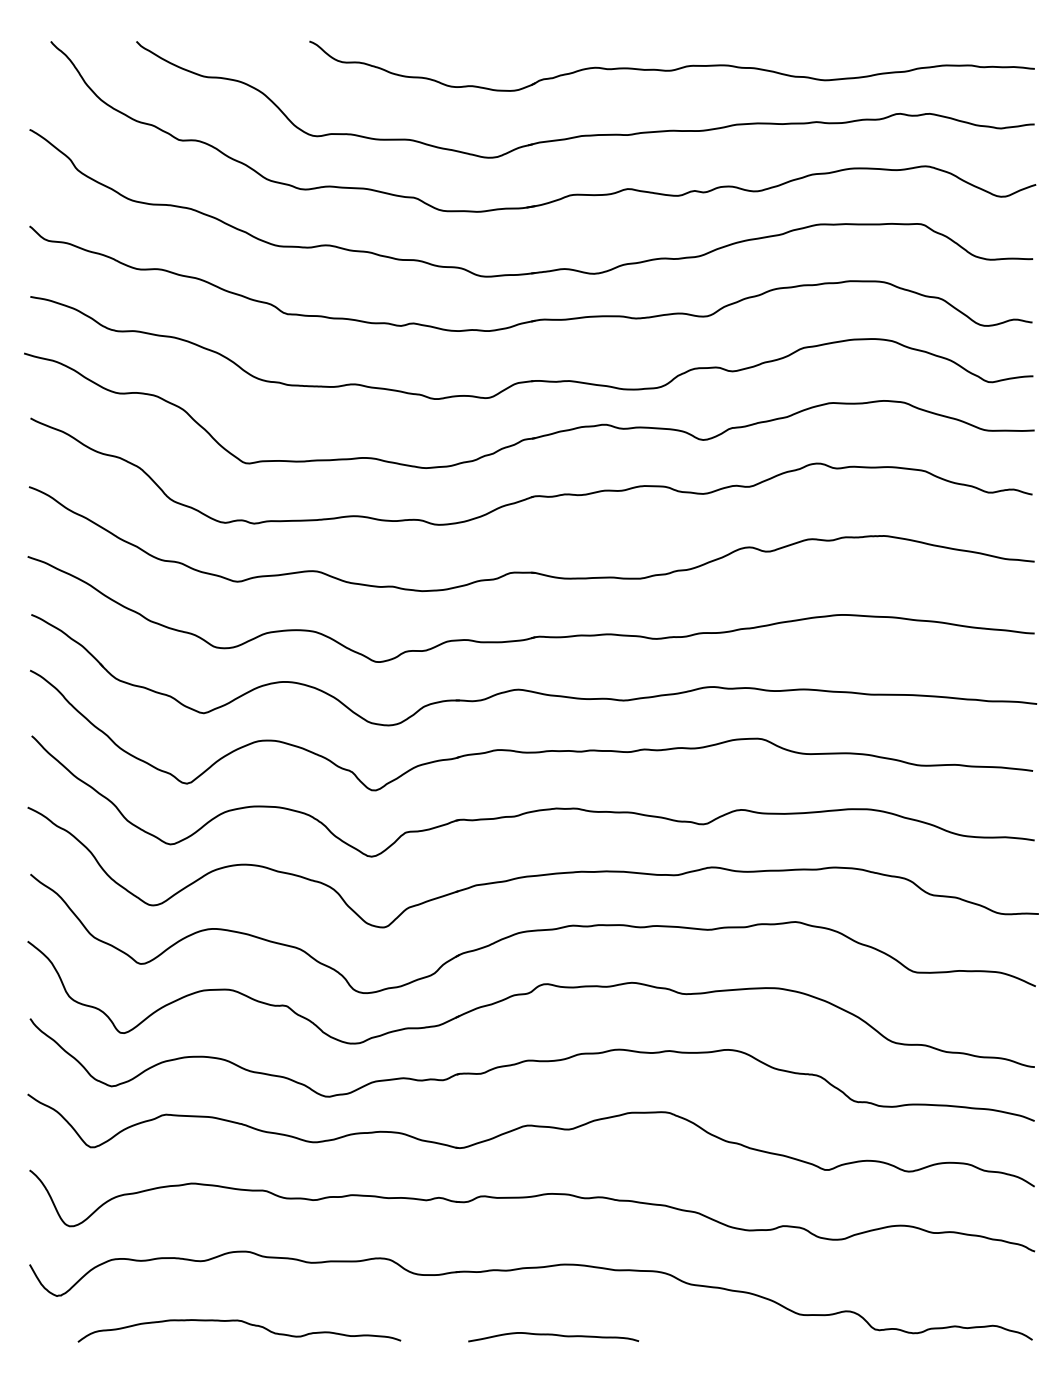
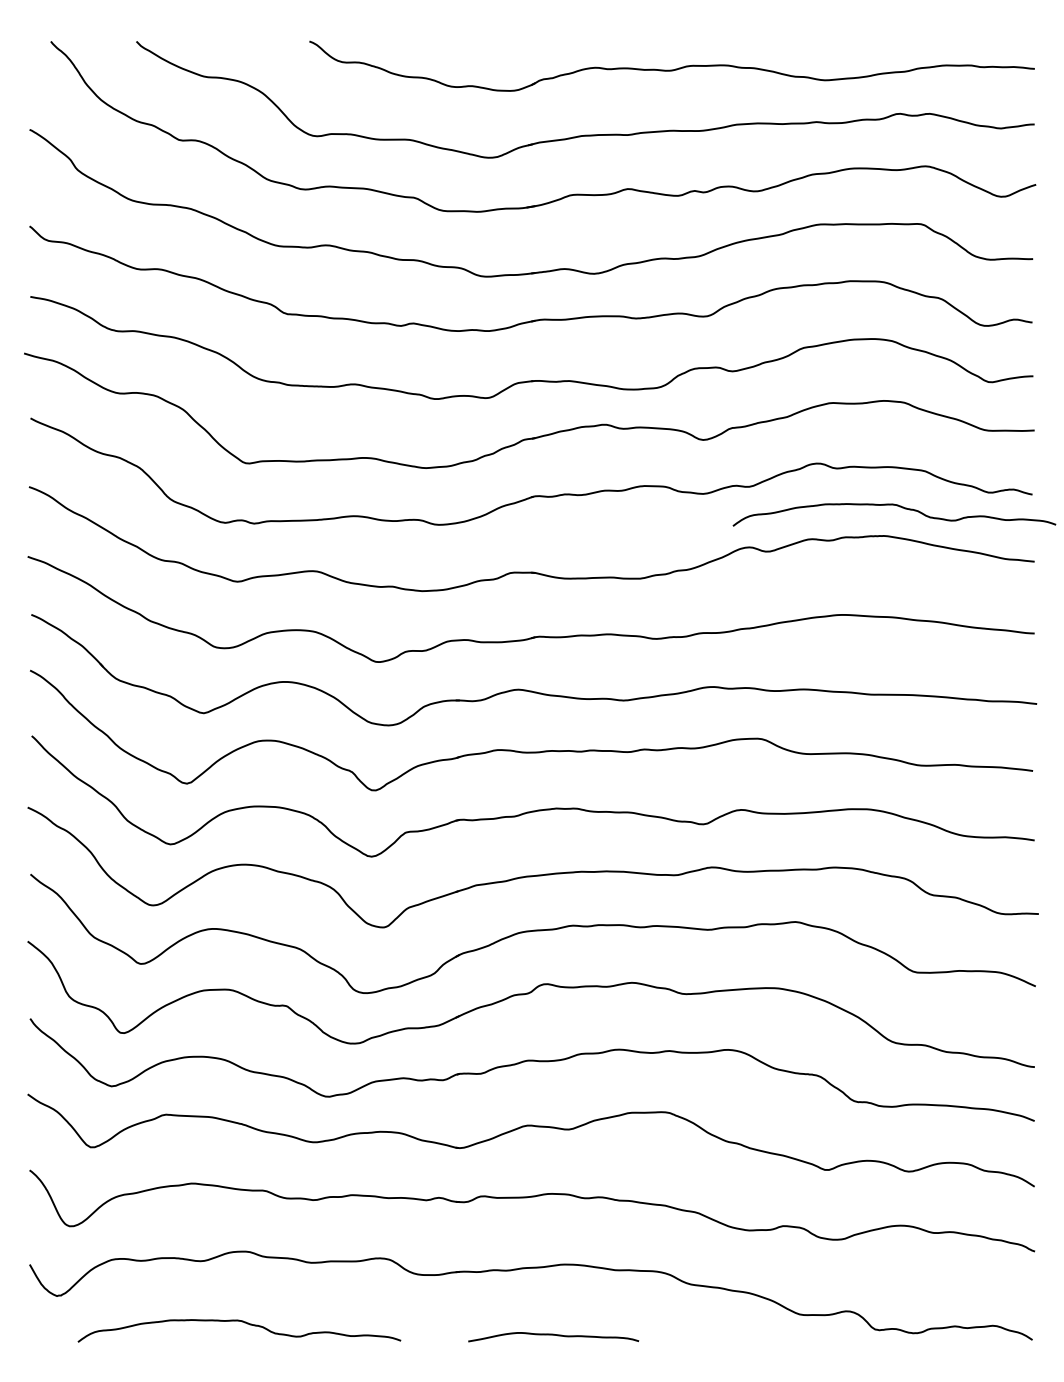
curve: none -> present (897, 506)
